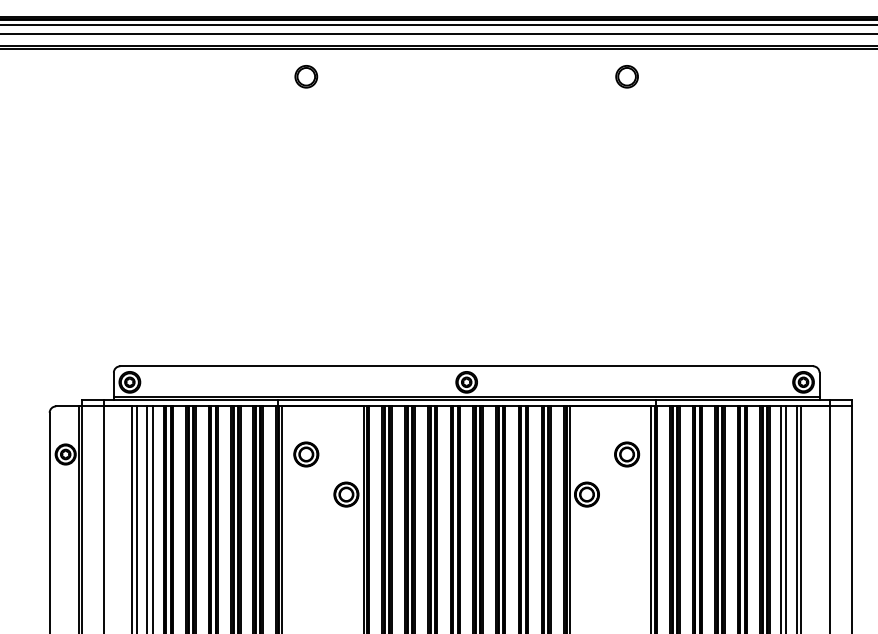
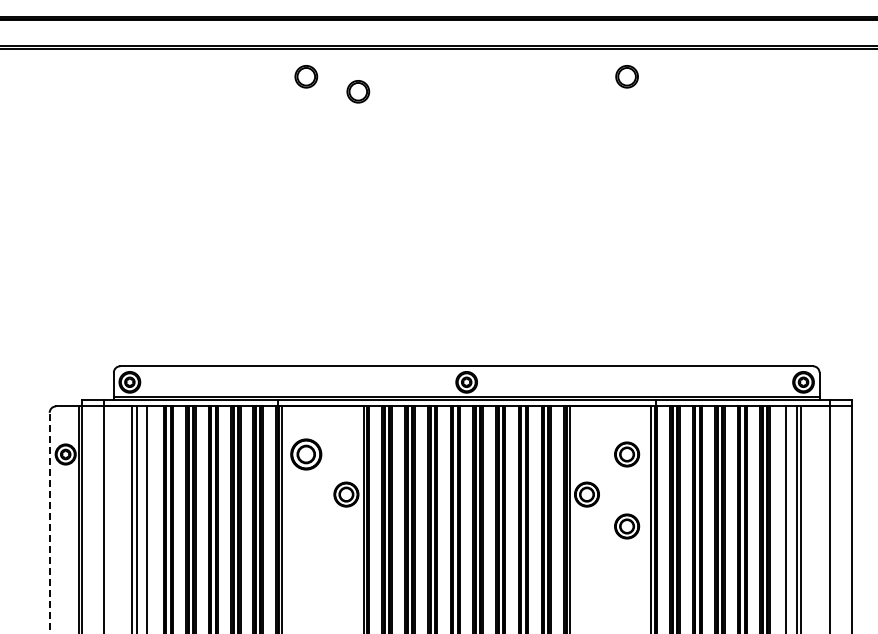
line: present -> none (438, 24)
line: present -> none (438, 34)
part: none -> present (358, 91)
part size: 27x27 px -> 33x33 px (306, 454)
line: present -> none (152, 518)
line: present -> none (780, 518)
line: solid -> dashed (49, 522)
part: none -> present (627, 526)
